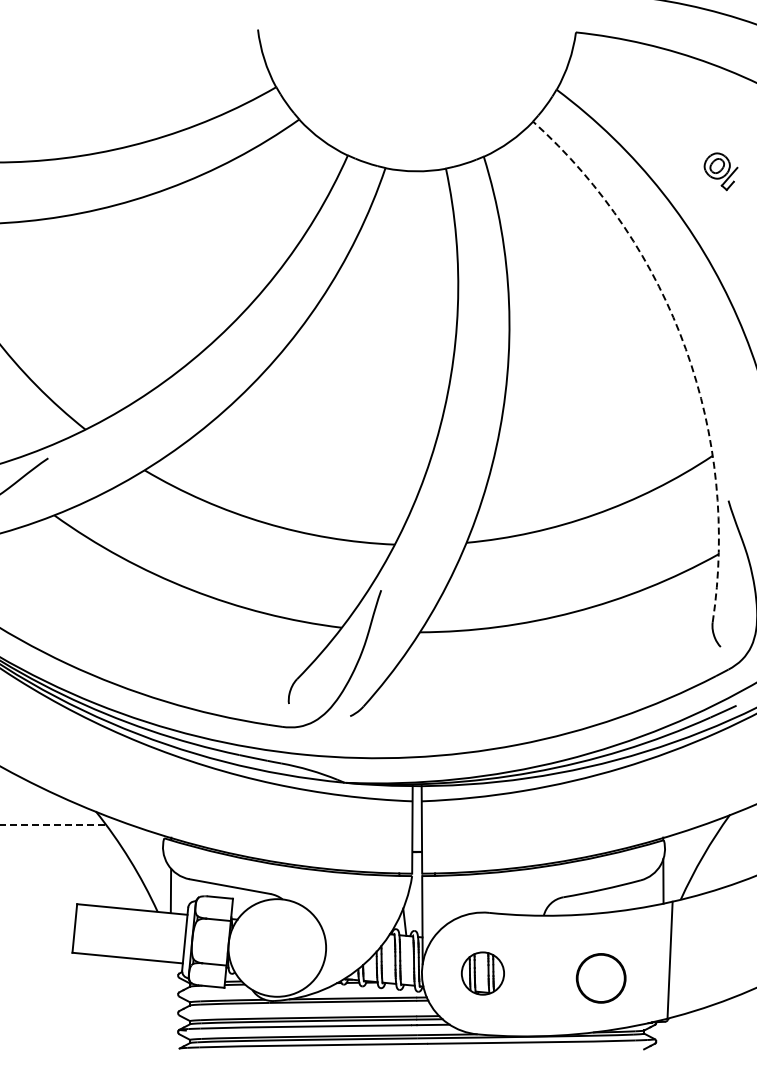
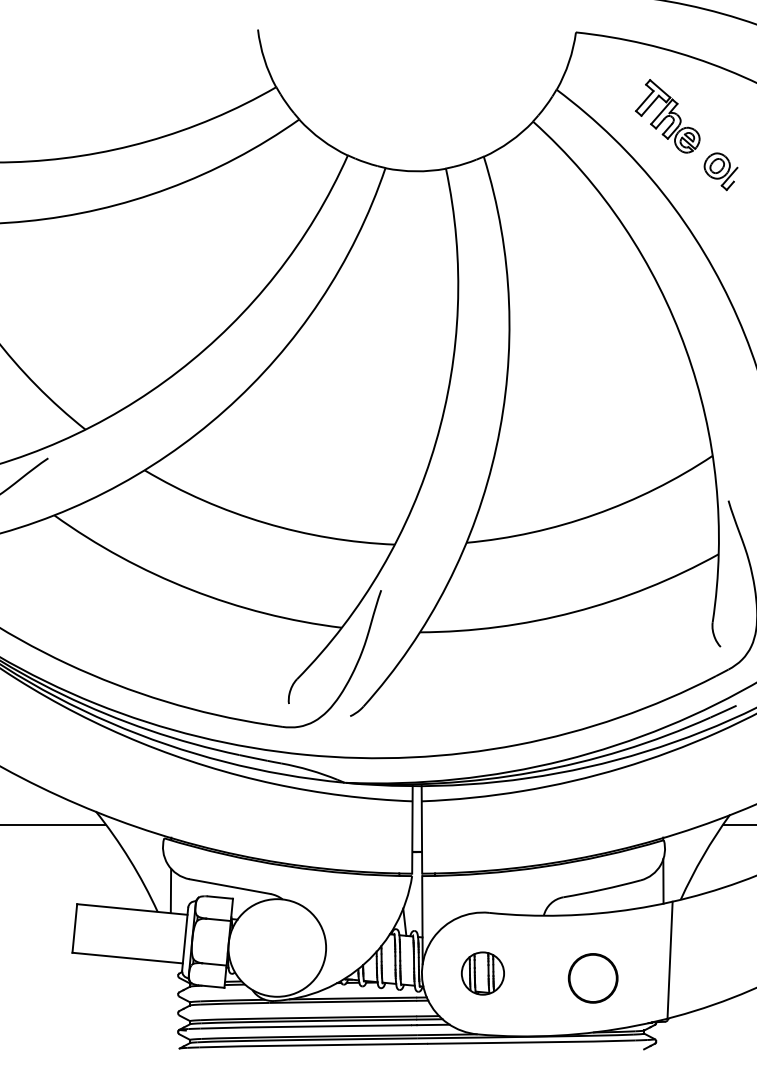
part: none -> present (667, 116)
arc: dashed -> solid (685, 349)
line: dashed -> solid (52, 824)
line: none -> present (738, 824)
part position: (600, 978) -> (592, 978) (592, 978)
